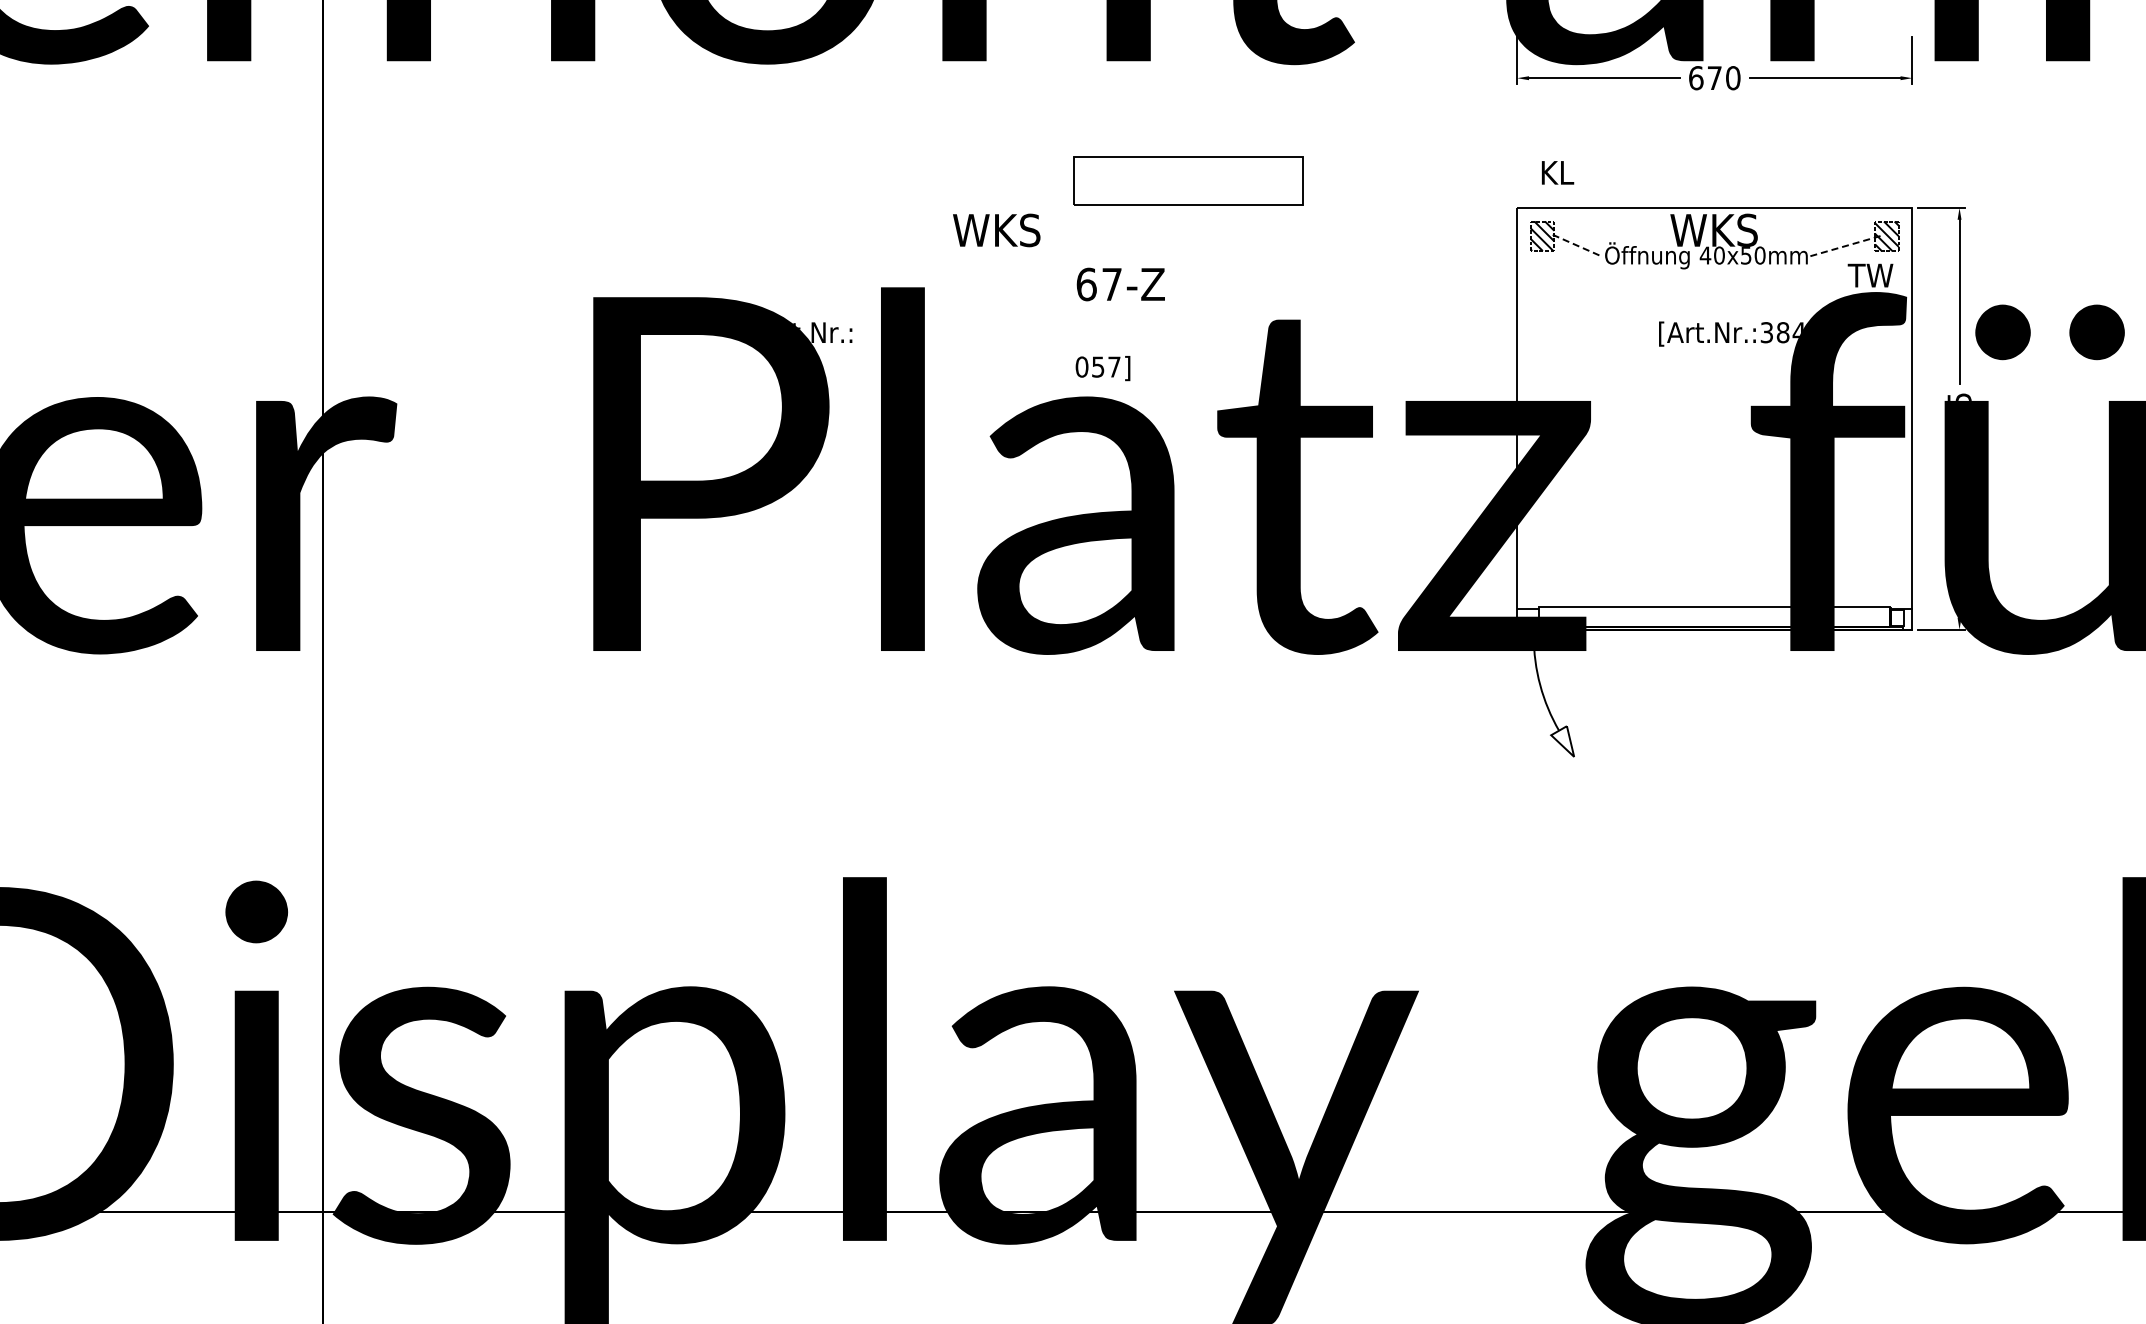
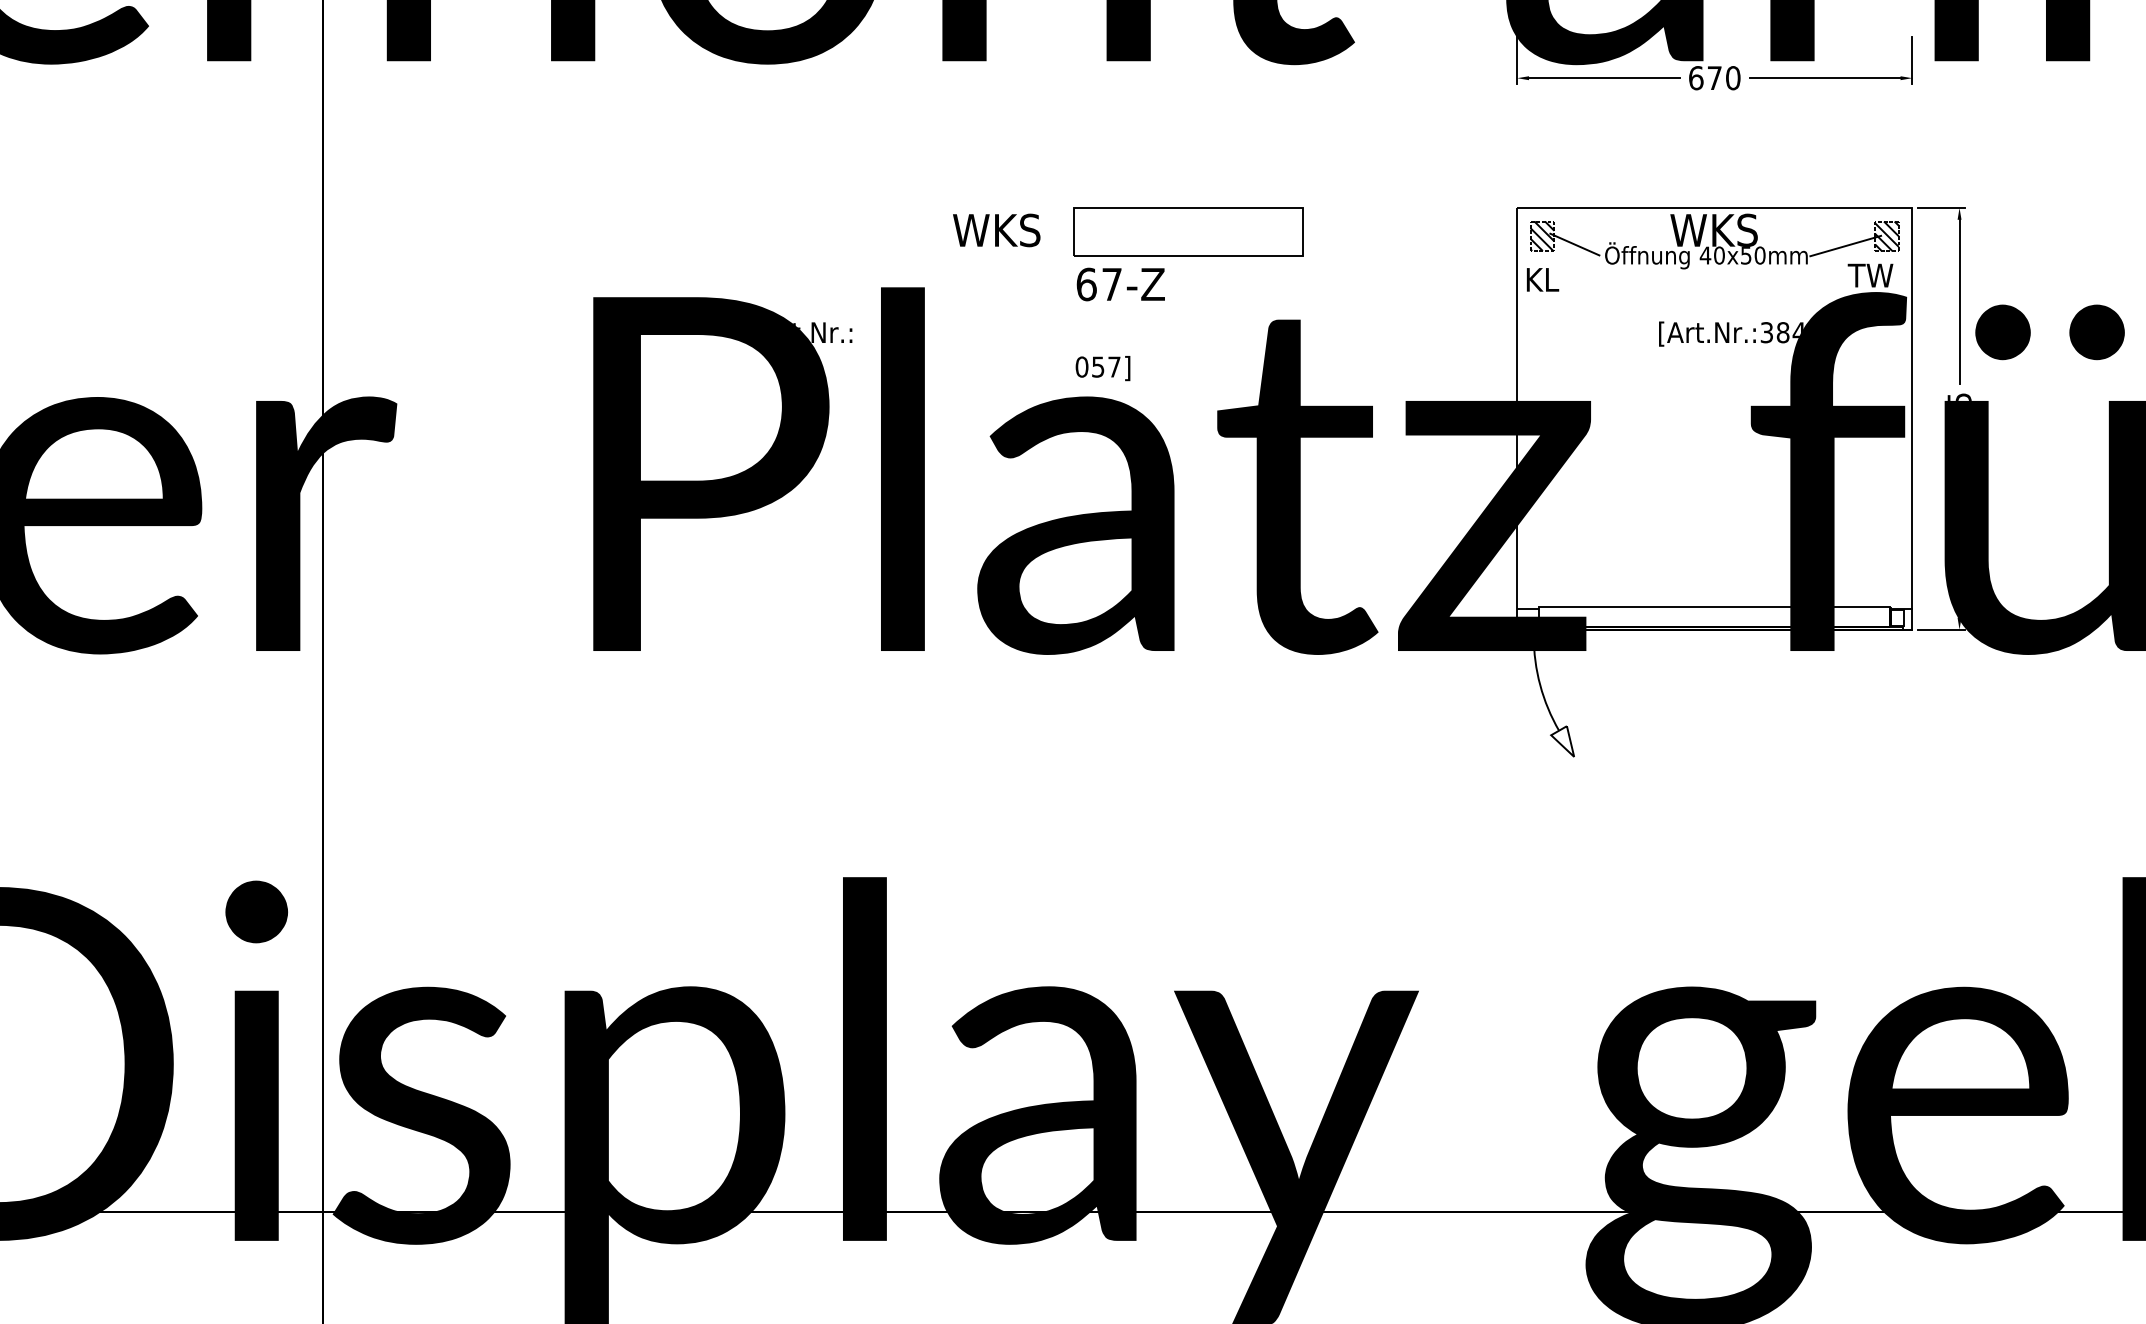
text position: (1558, 172) -> (1543, 279) (1543, 279)
part position: (1188, 180) -> (1188, 231) (1188, 231)
line: dashed -> solid (1574, 244)
line: dashed -> solid (1845, 246)
